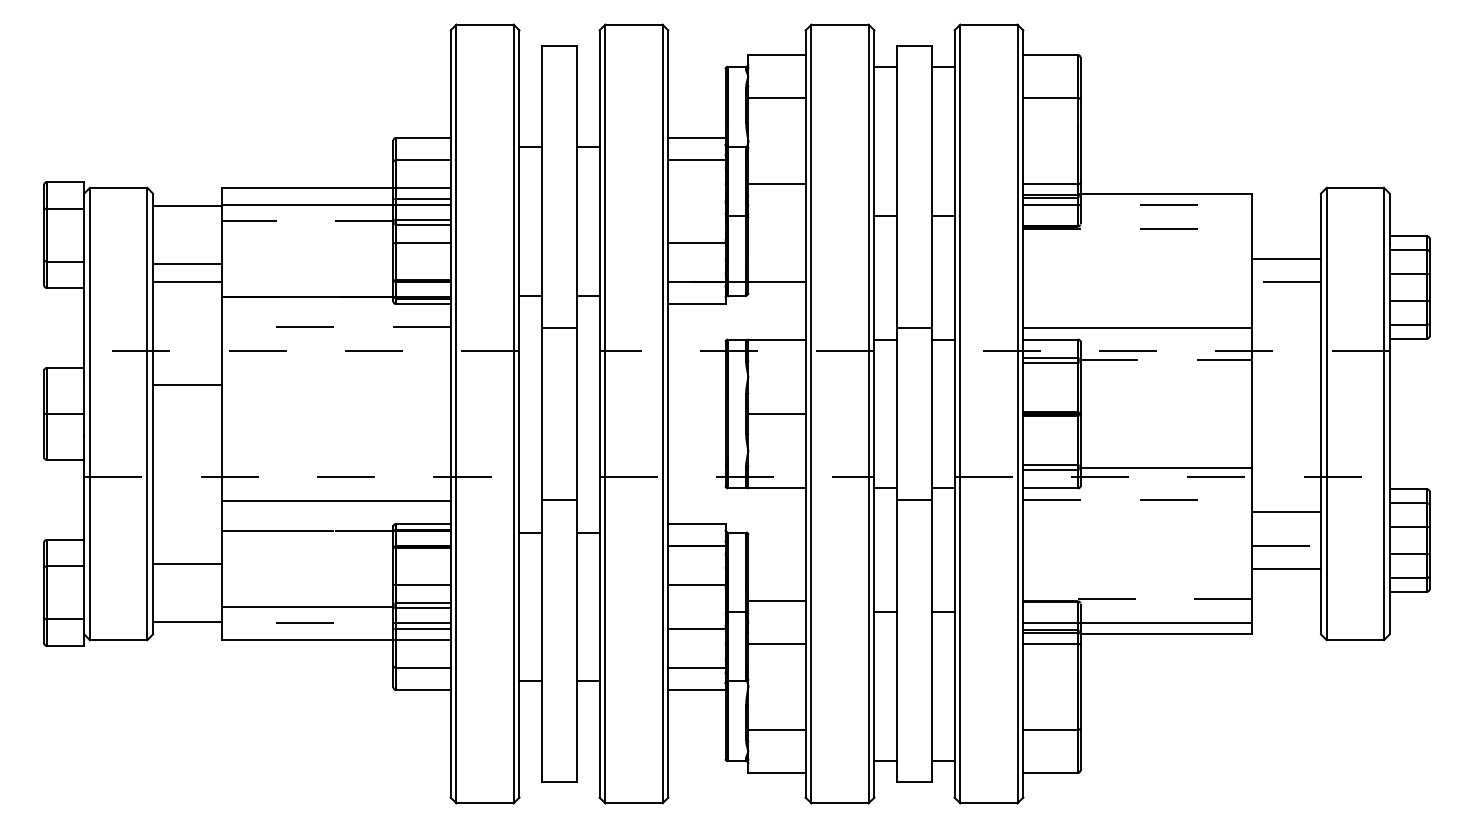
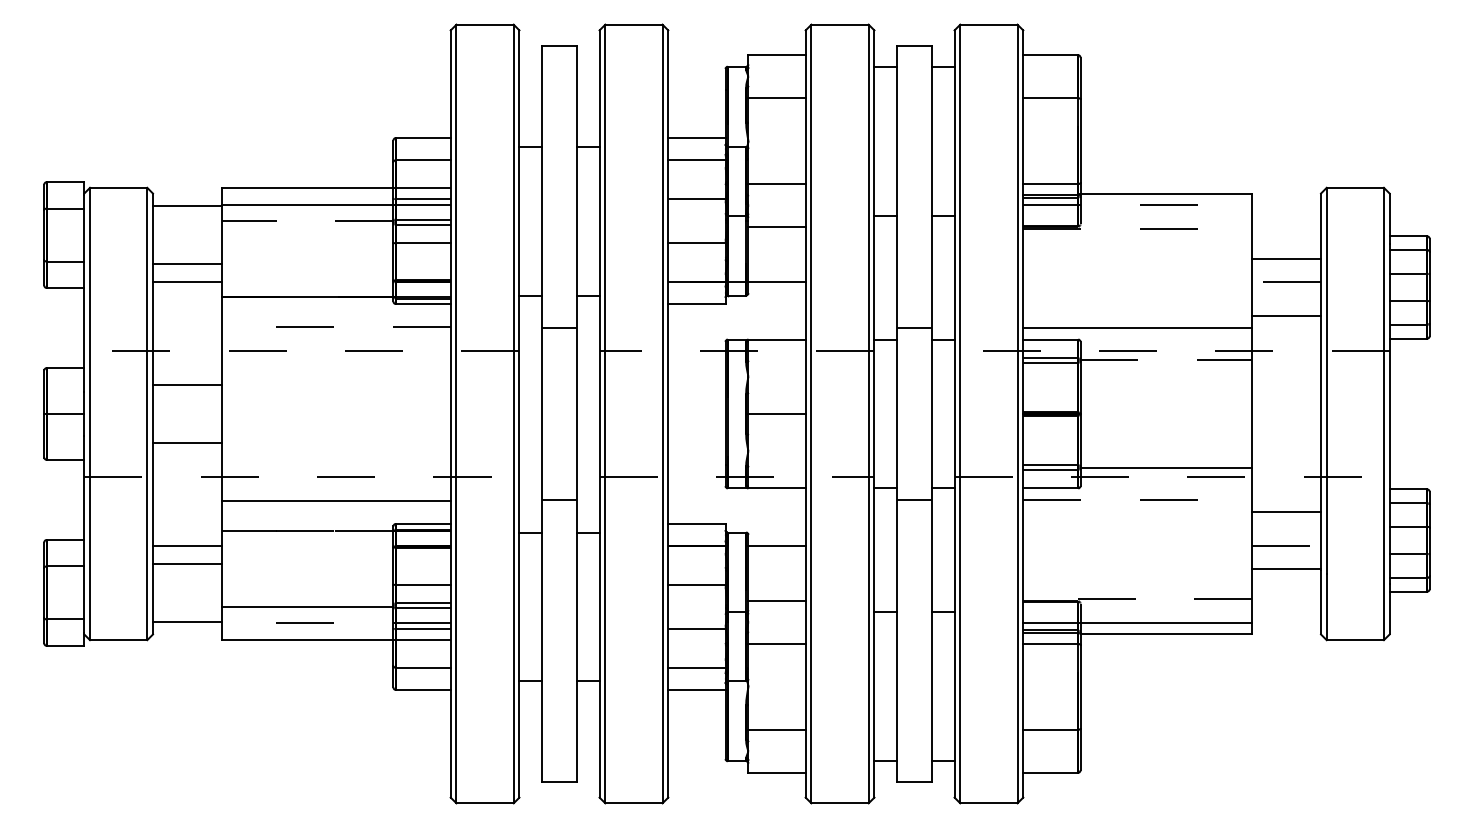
line: none -> present (696, 198)
line: none -> present (776, 227)
line: none -> present (1286, 316)
line: none -> present (187, 442)
line: none -> present (187, 545)
line: none -> present (776, 545)
